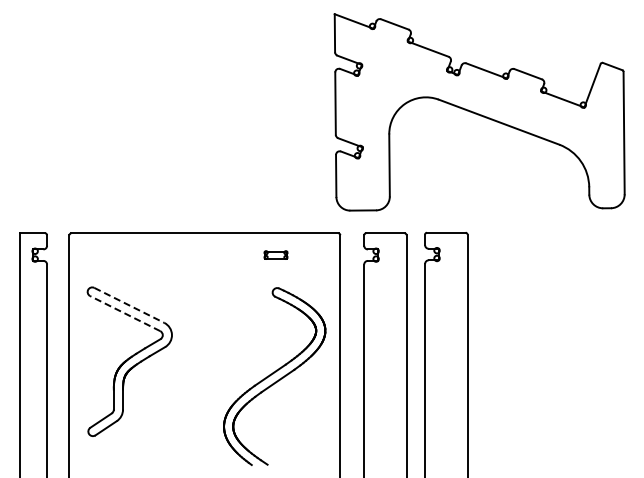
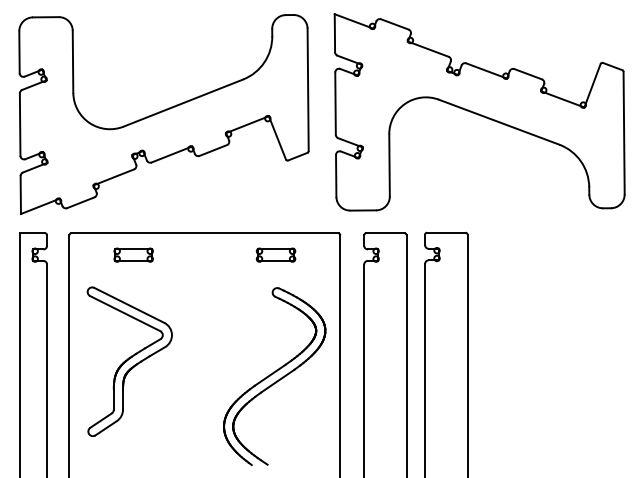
part: none -> present (163, 114)
part: none -> present (133, 254)
part size: 26x10 px -> 42x16 px (275, 254)
line: dashed -> solid (129, 305)
line: dashed -> solid (124, 313)
